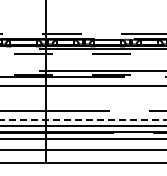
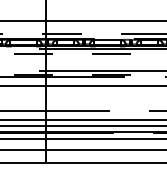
line: none -> present (82, 20)
line: dashed -> solid (83, 120)
